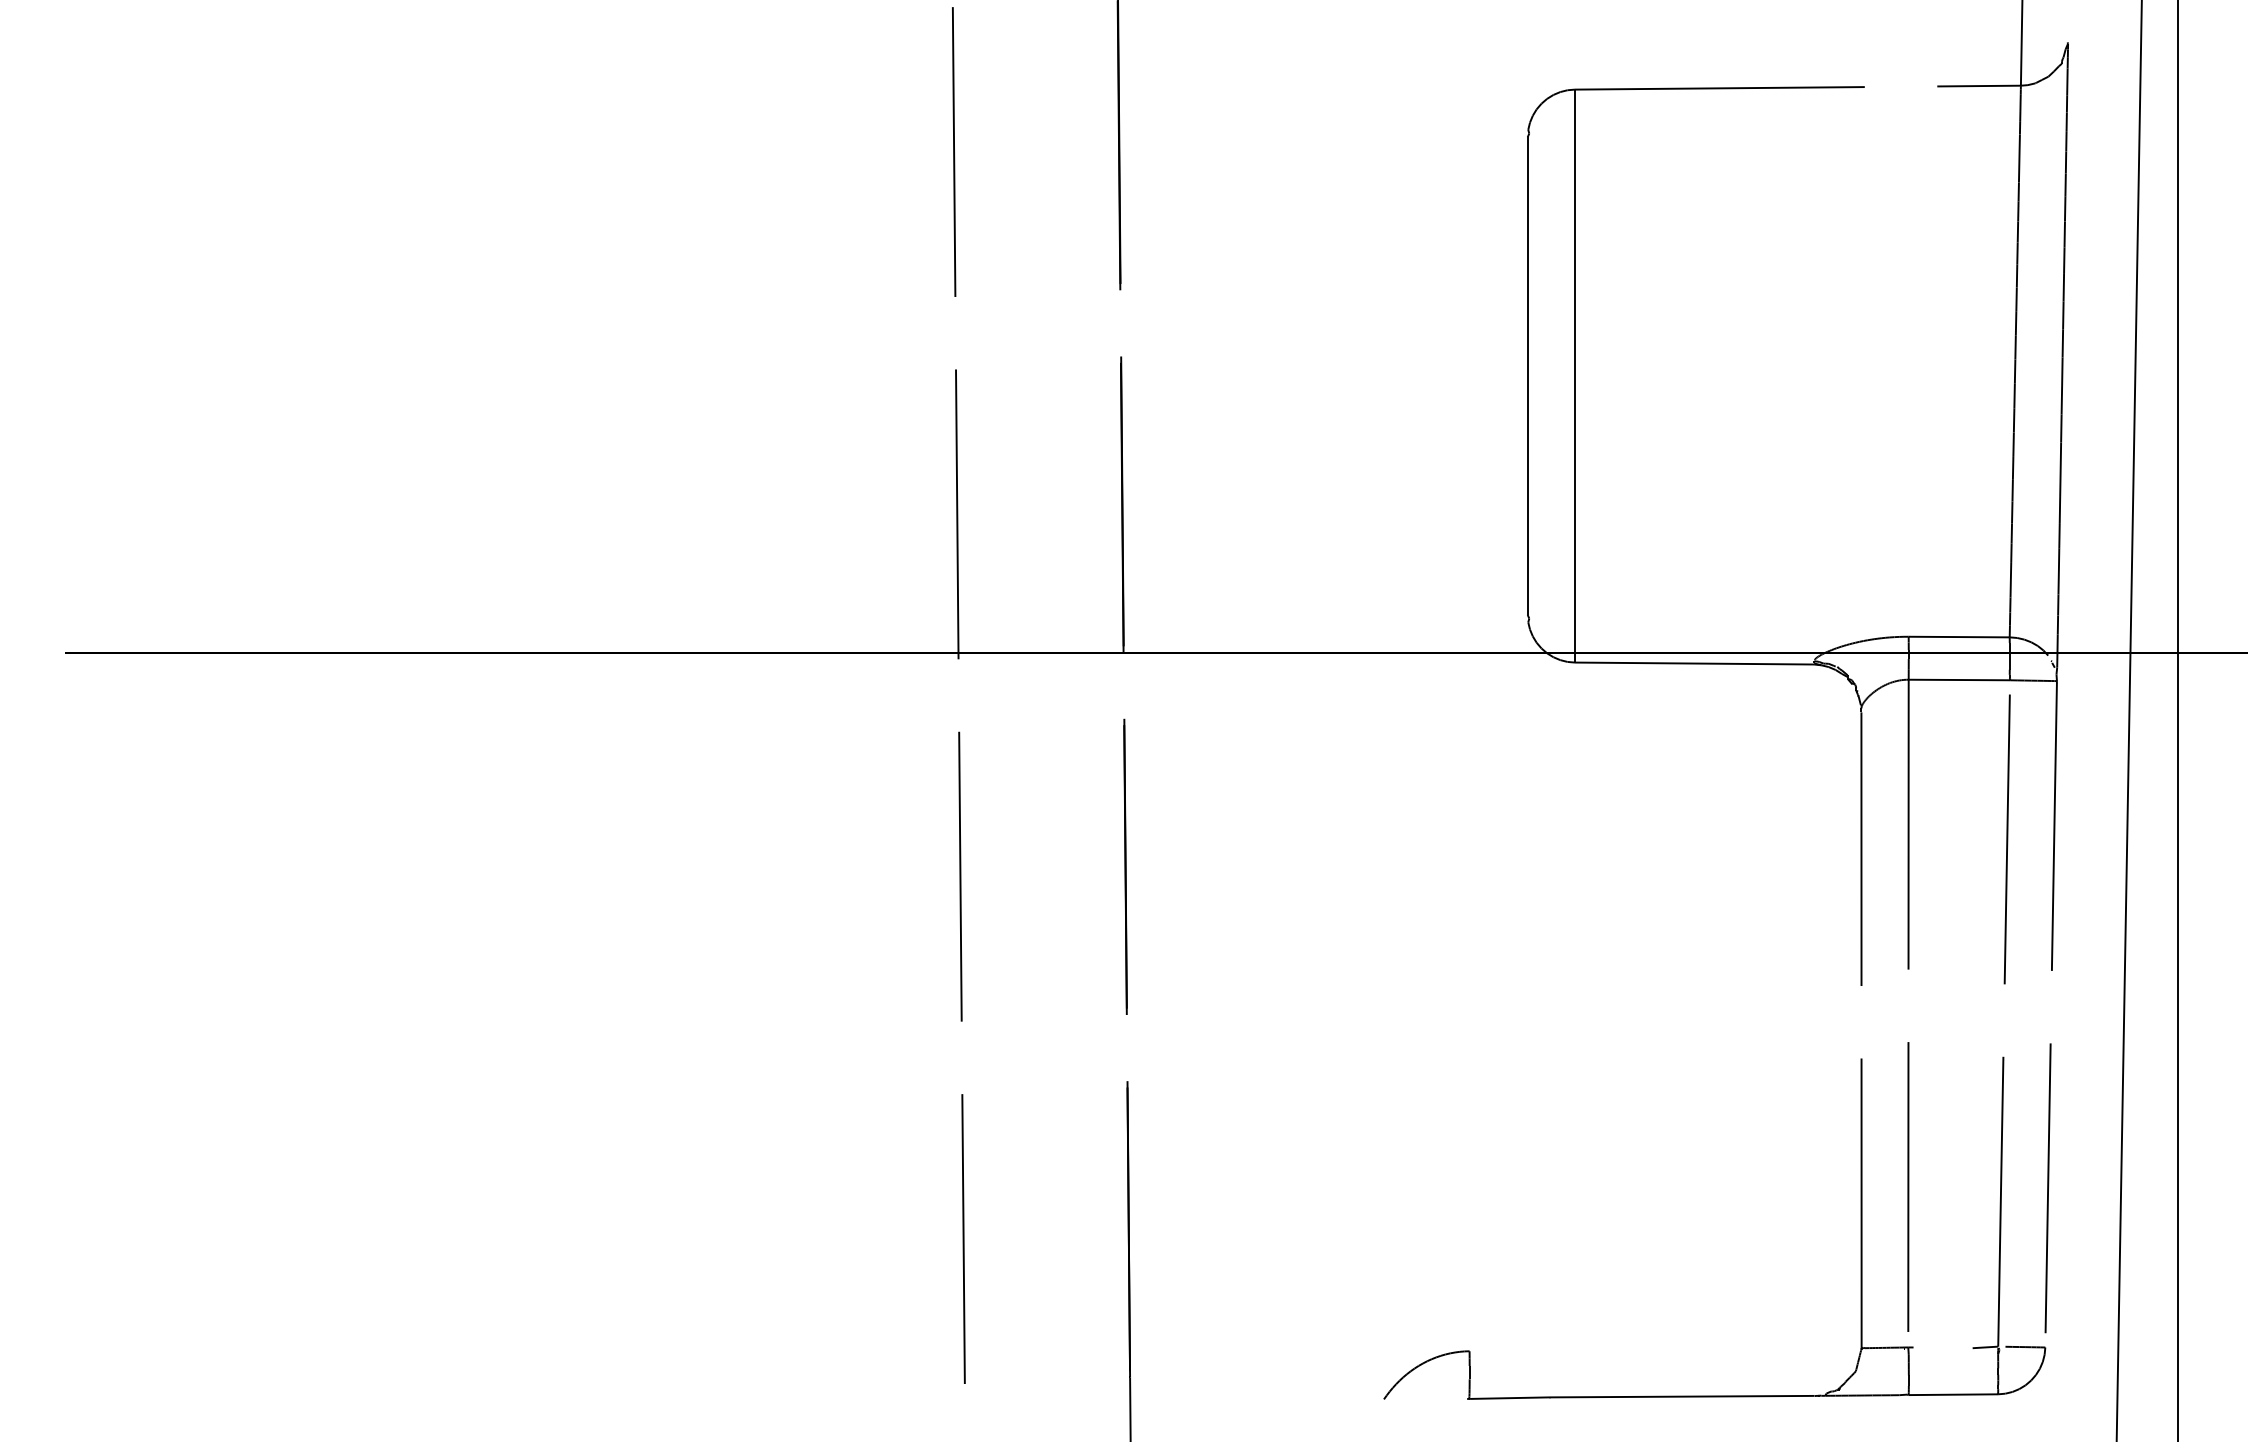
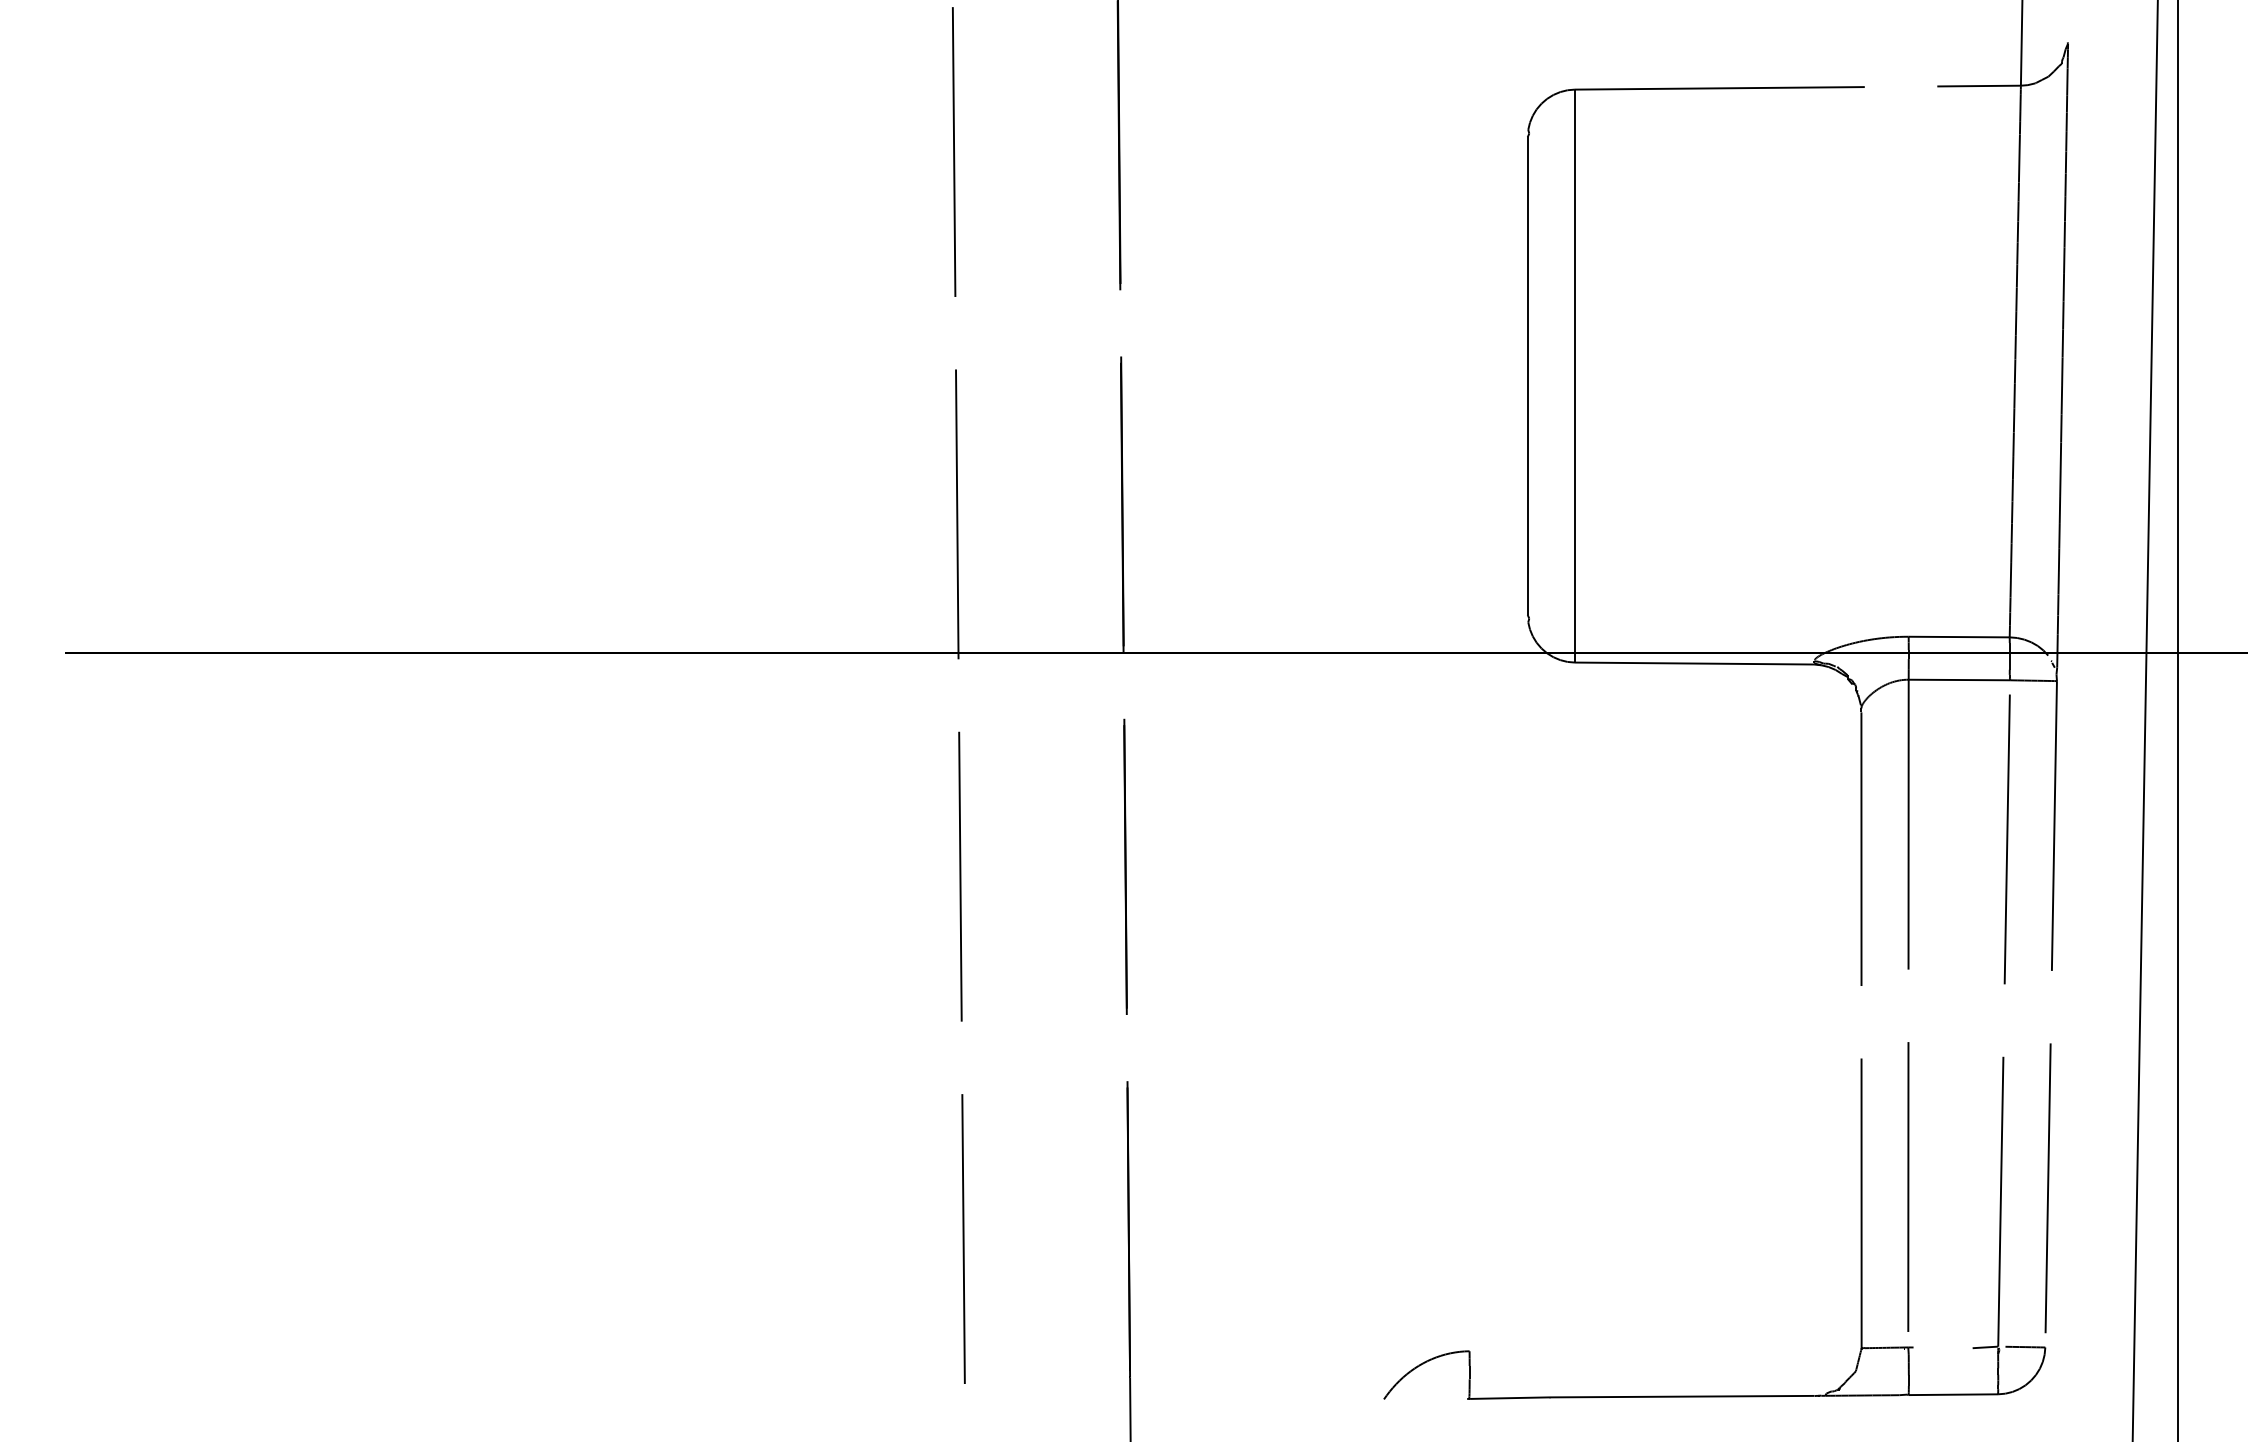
line position: (2128, 720) -> (2144, 720) (2144, 720)
